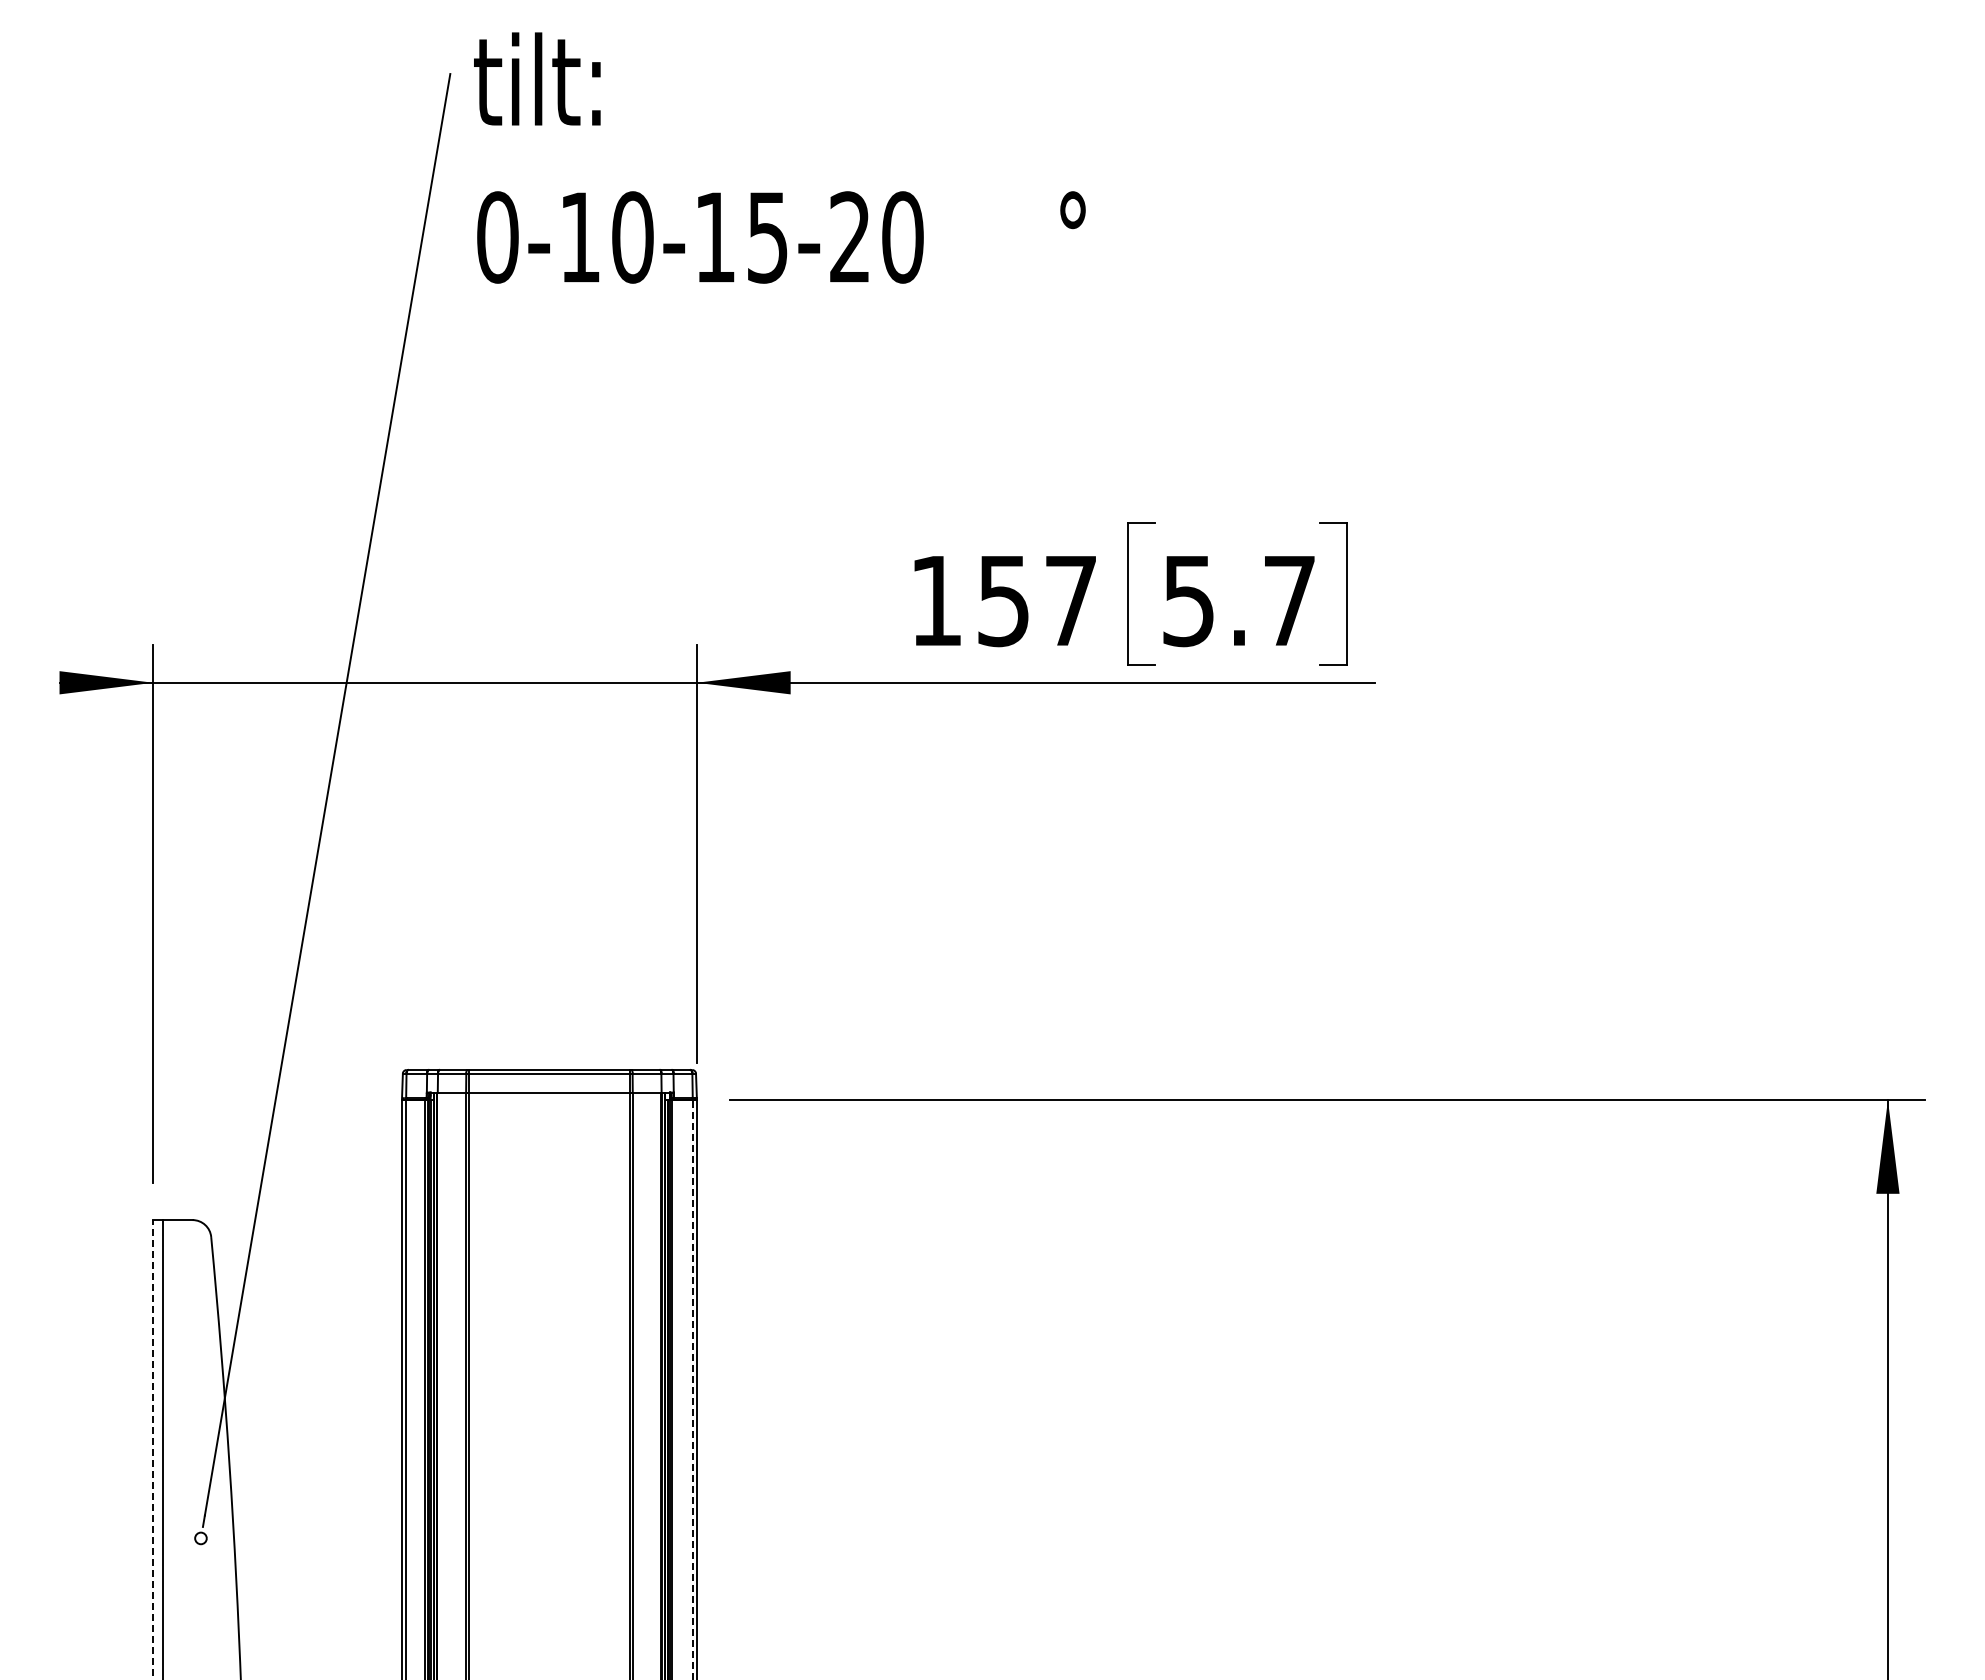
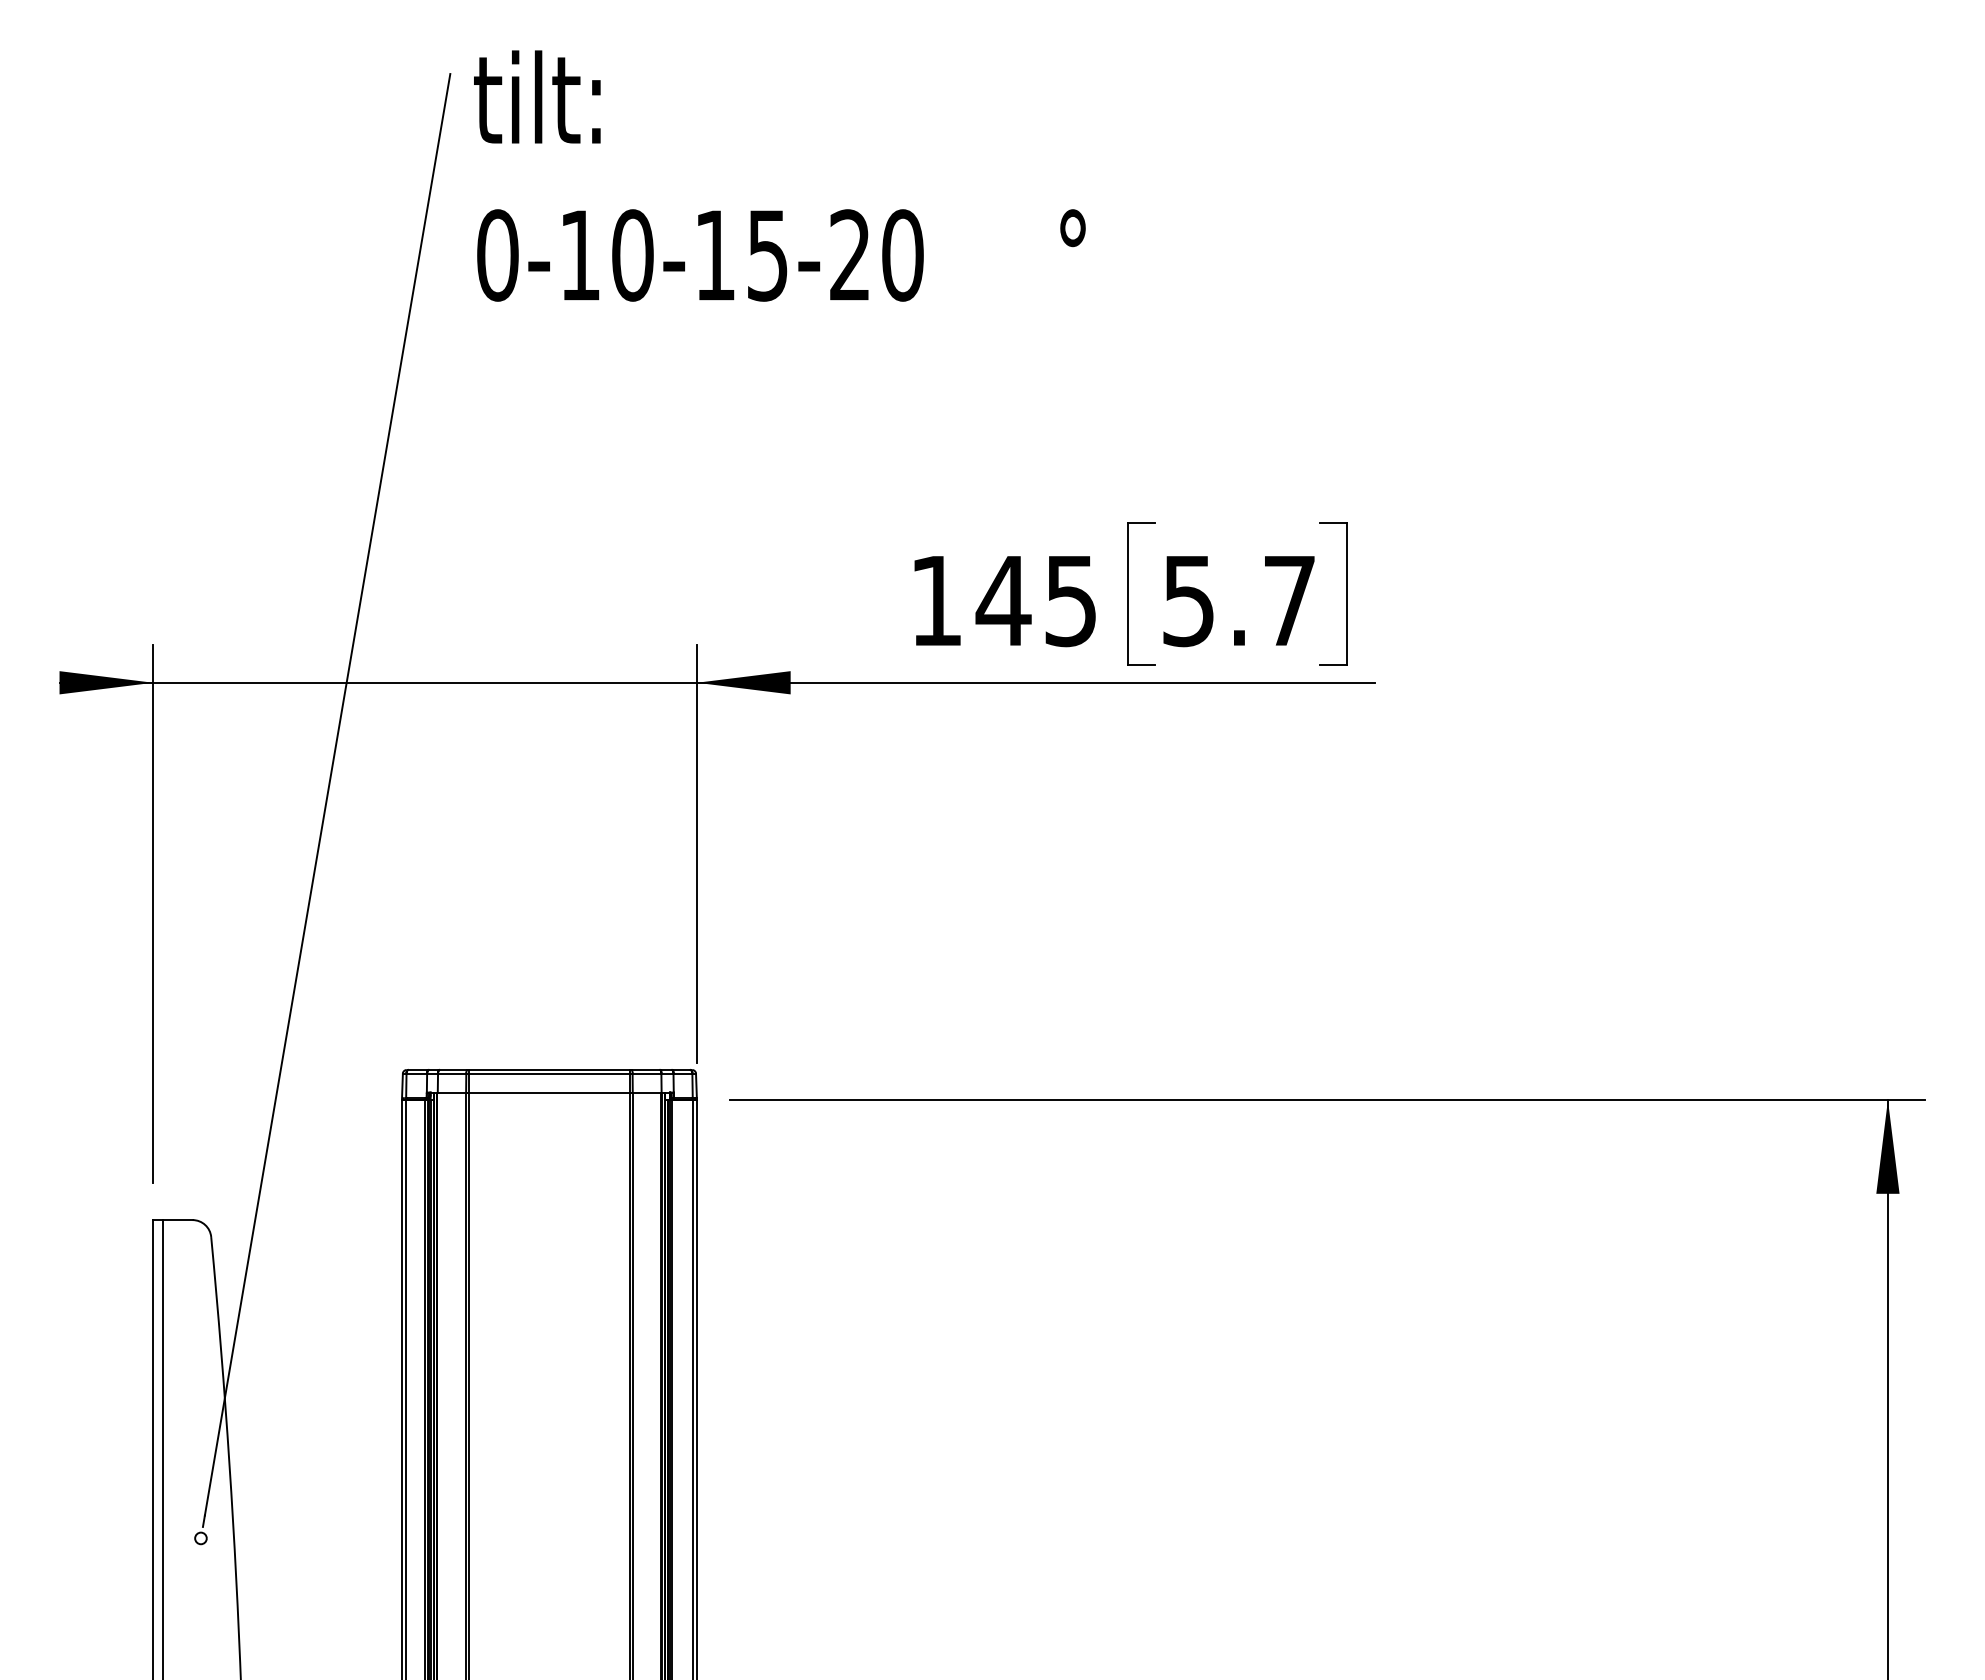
text position: (779, 157) -> (779, 175) (779, 175)
text: 157 -> 145 (1035, 601)
line: dashed -> solid (692, 1389)
line: dashed -> solid (153, 1449)
